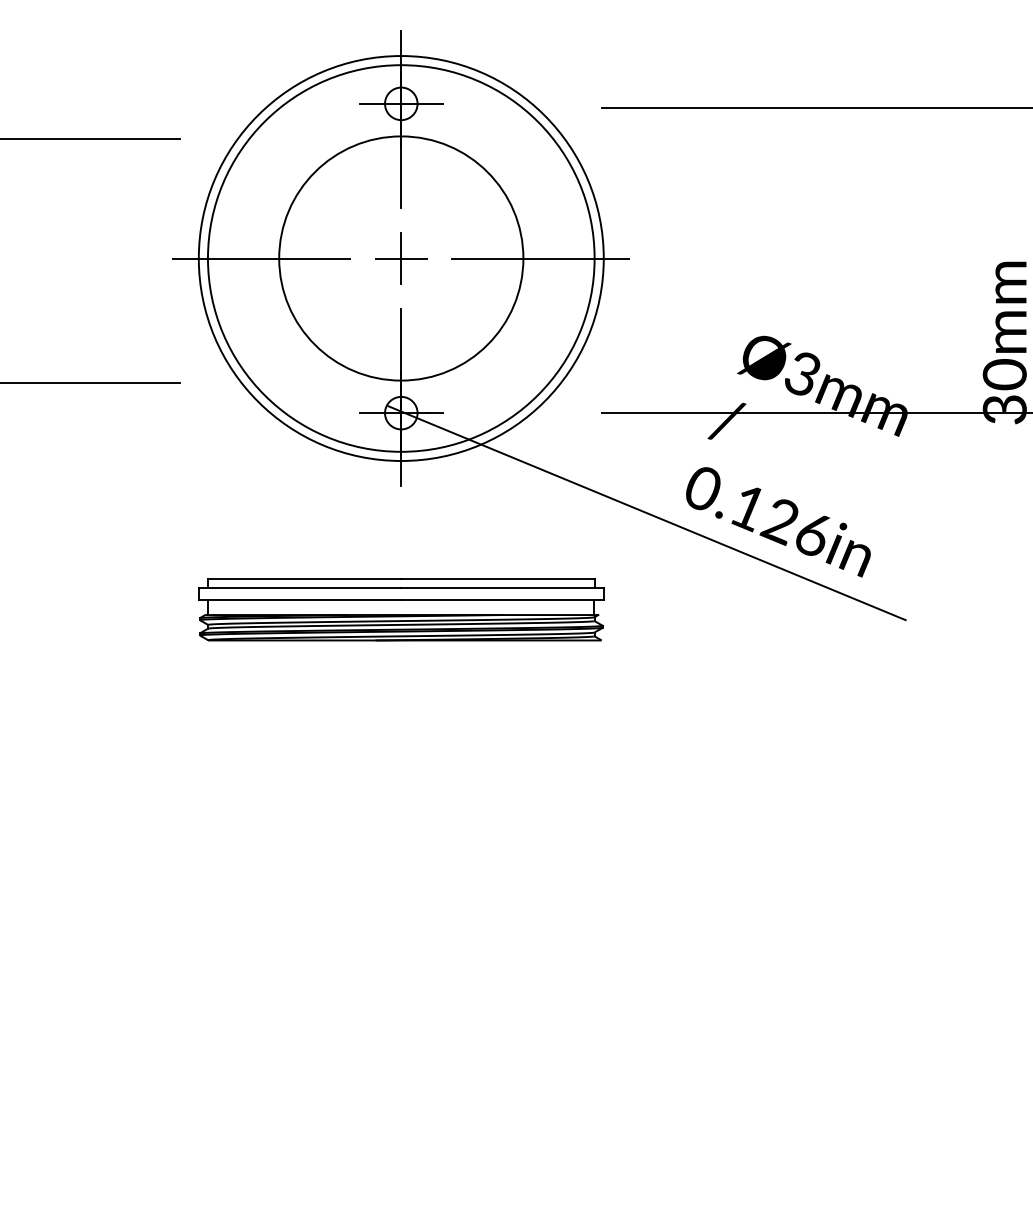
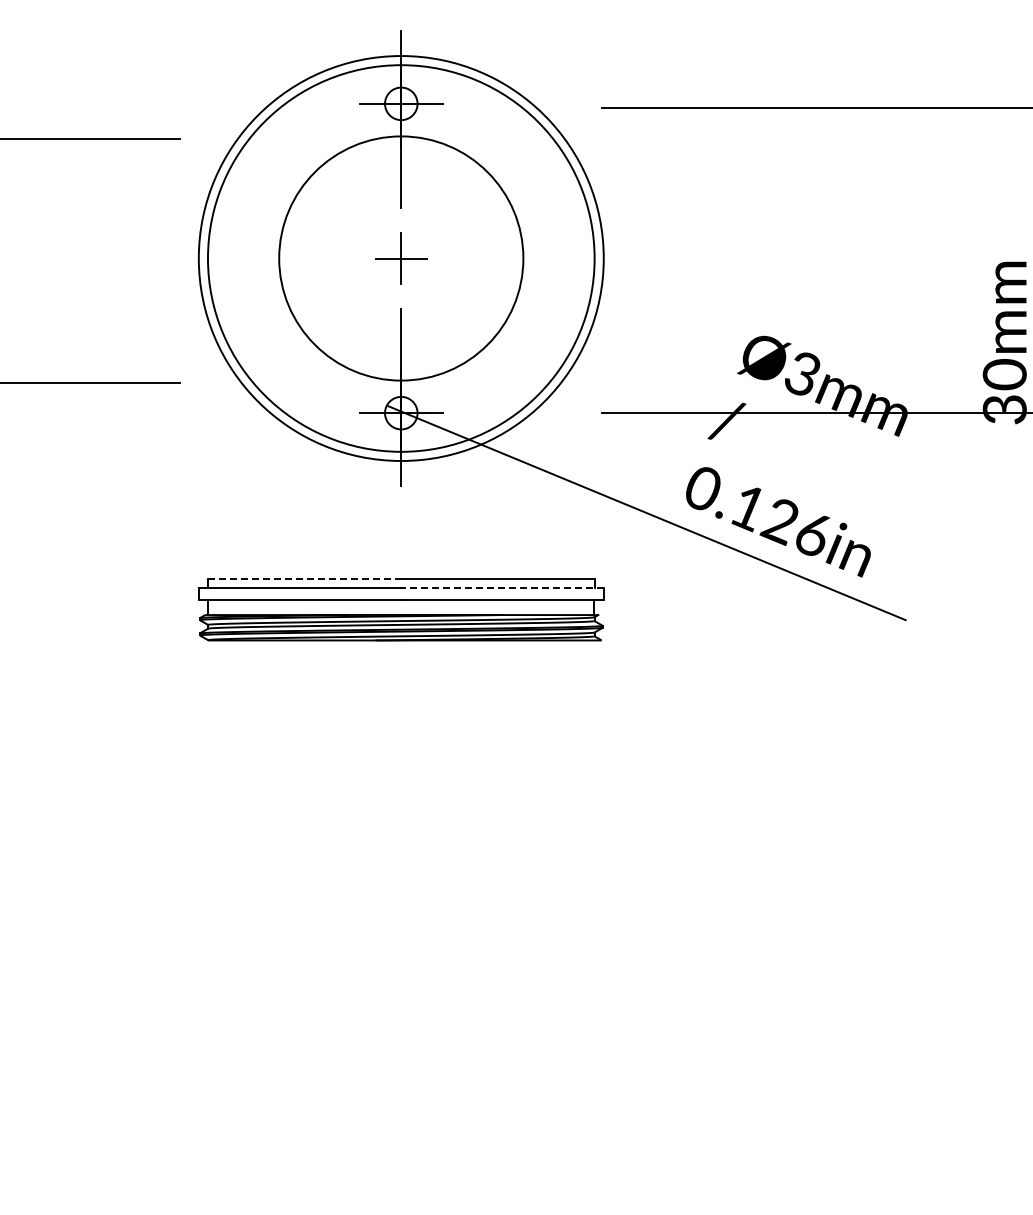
line: present -> none (261, 258)
line: present -> none (540, 258)
line: solid -> dashed (304, 579)
line: solid -> dashed (502, 587)
